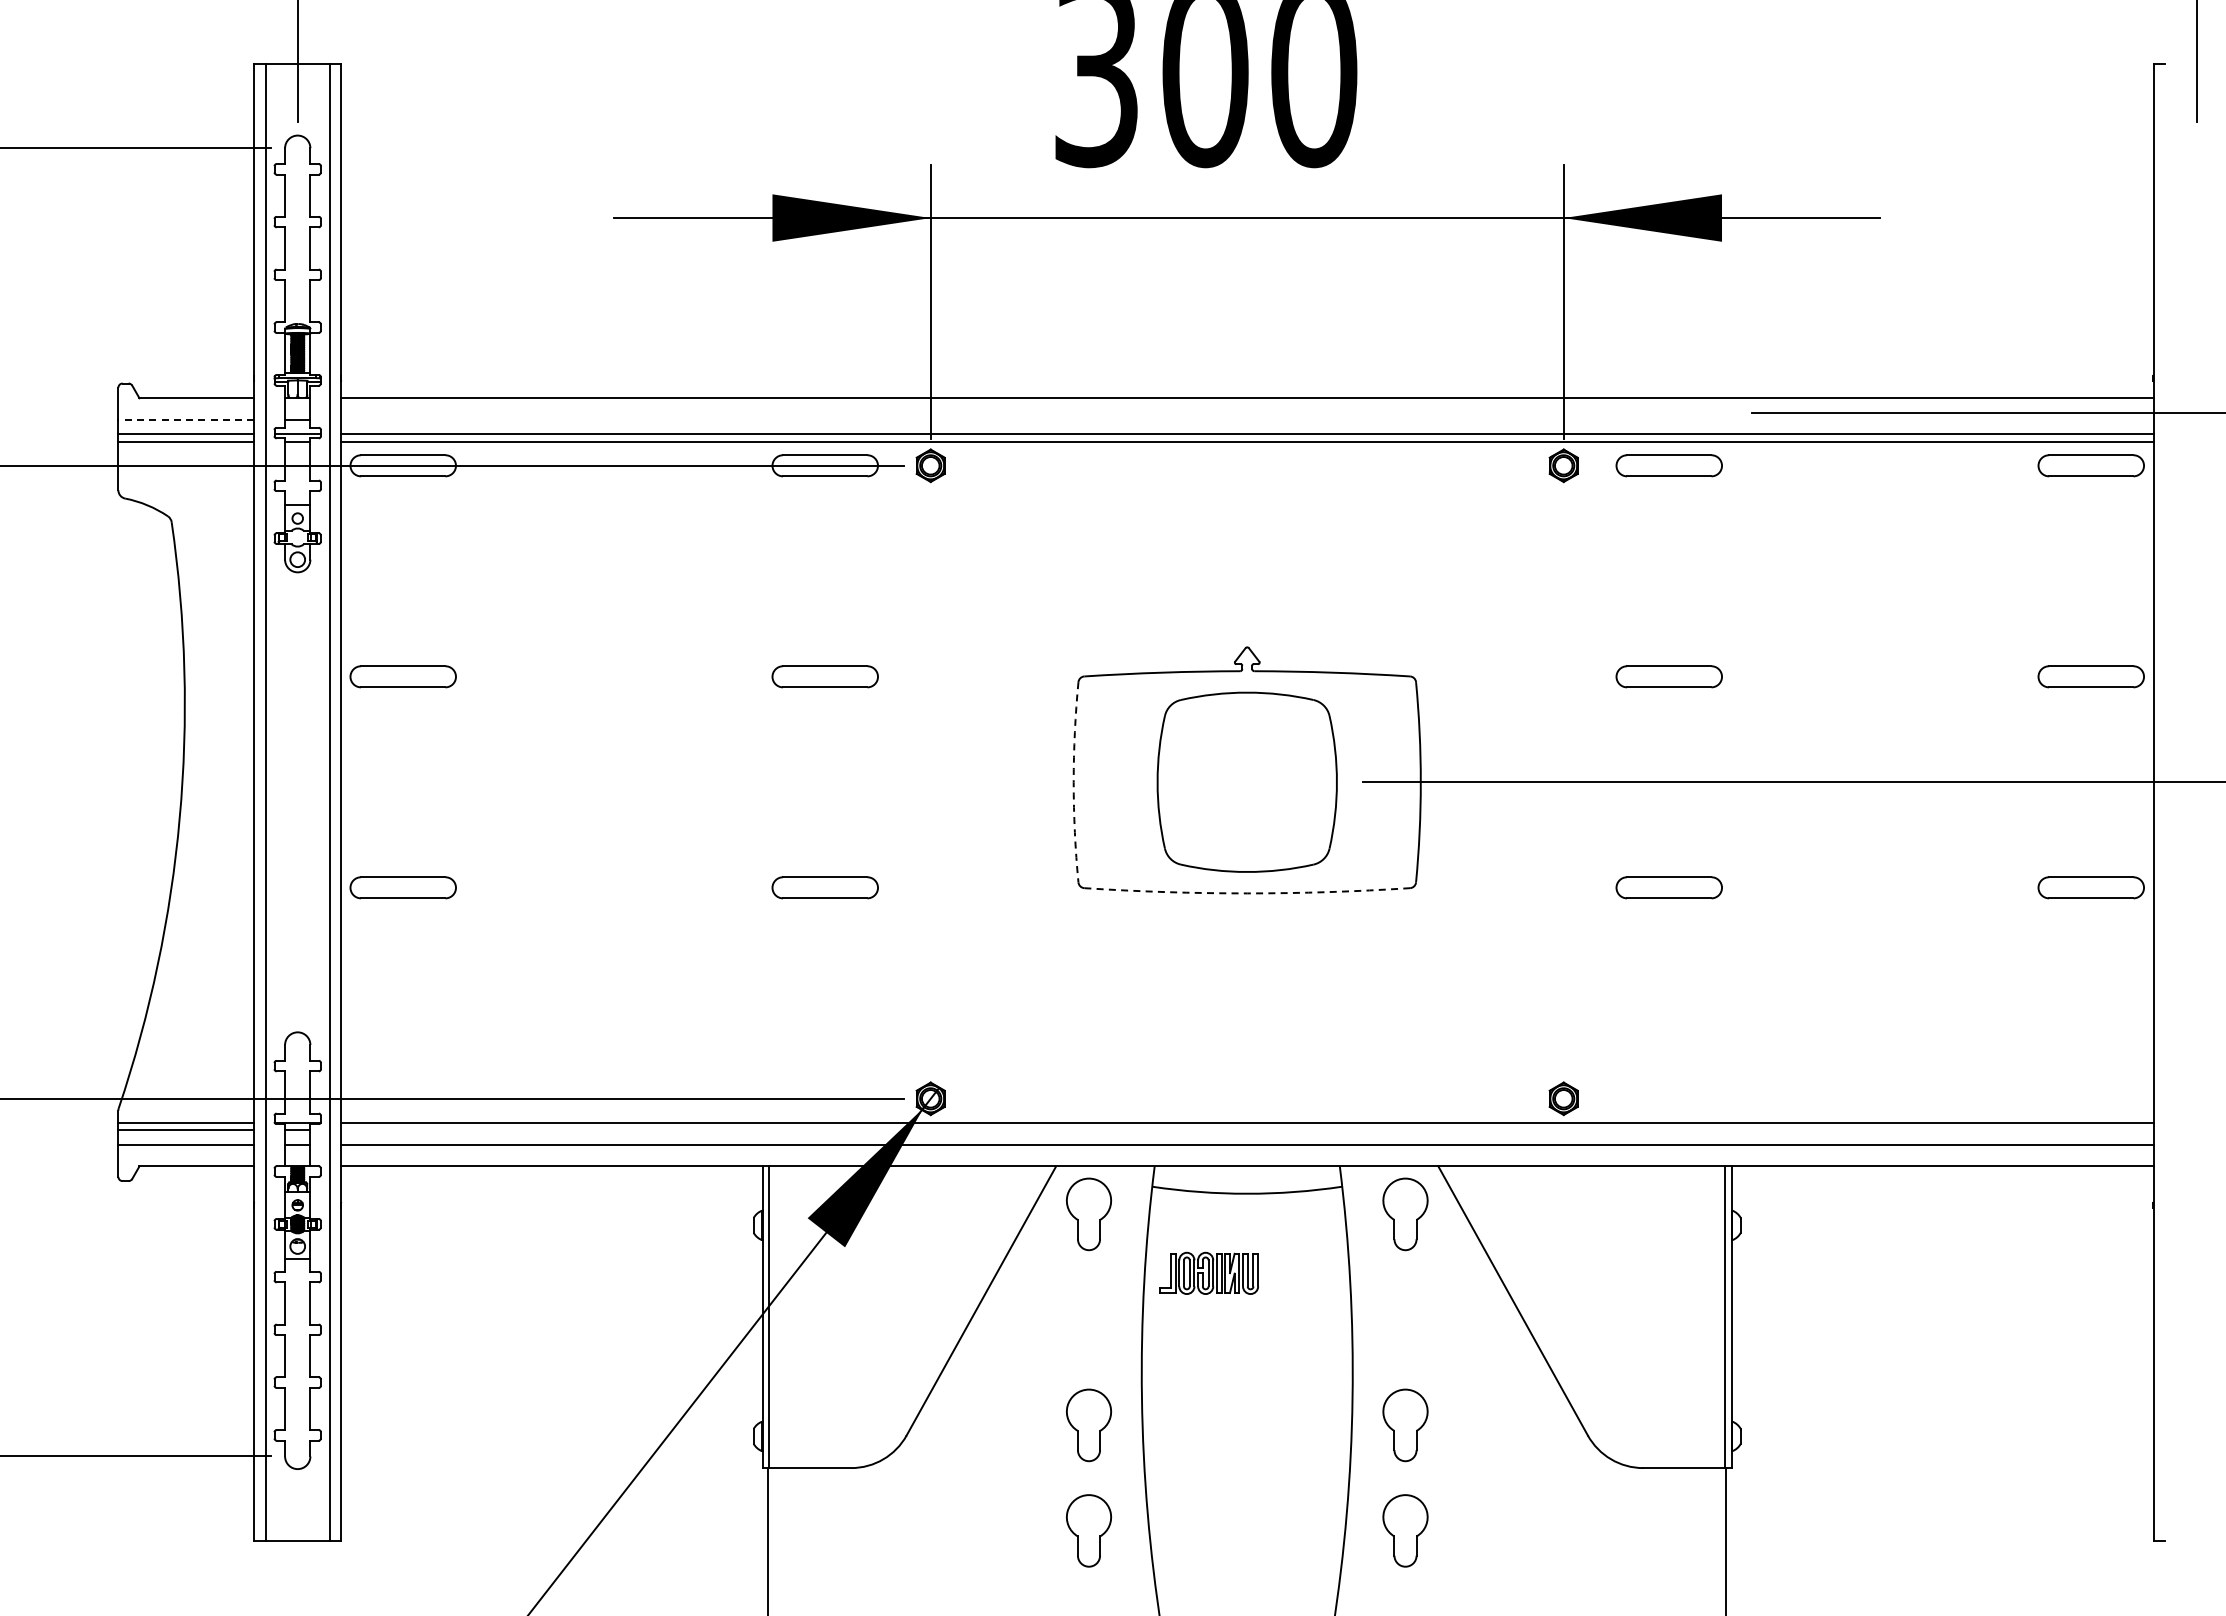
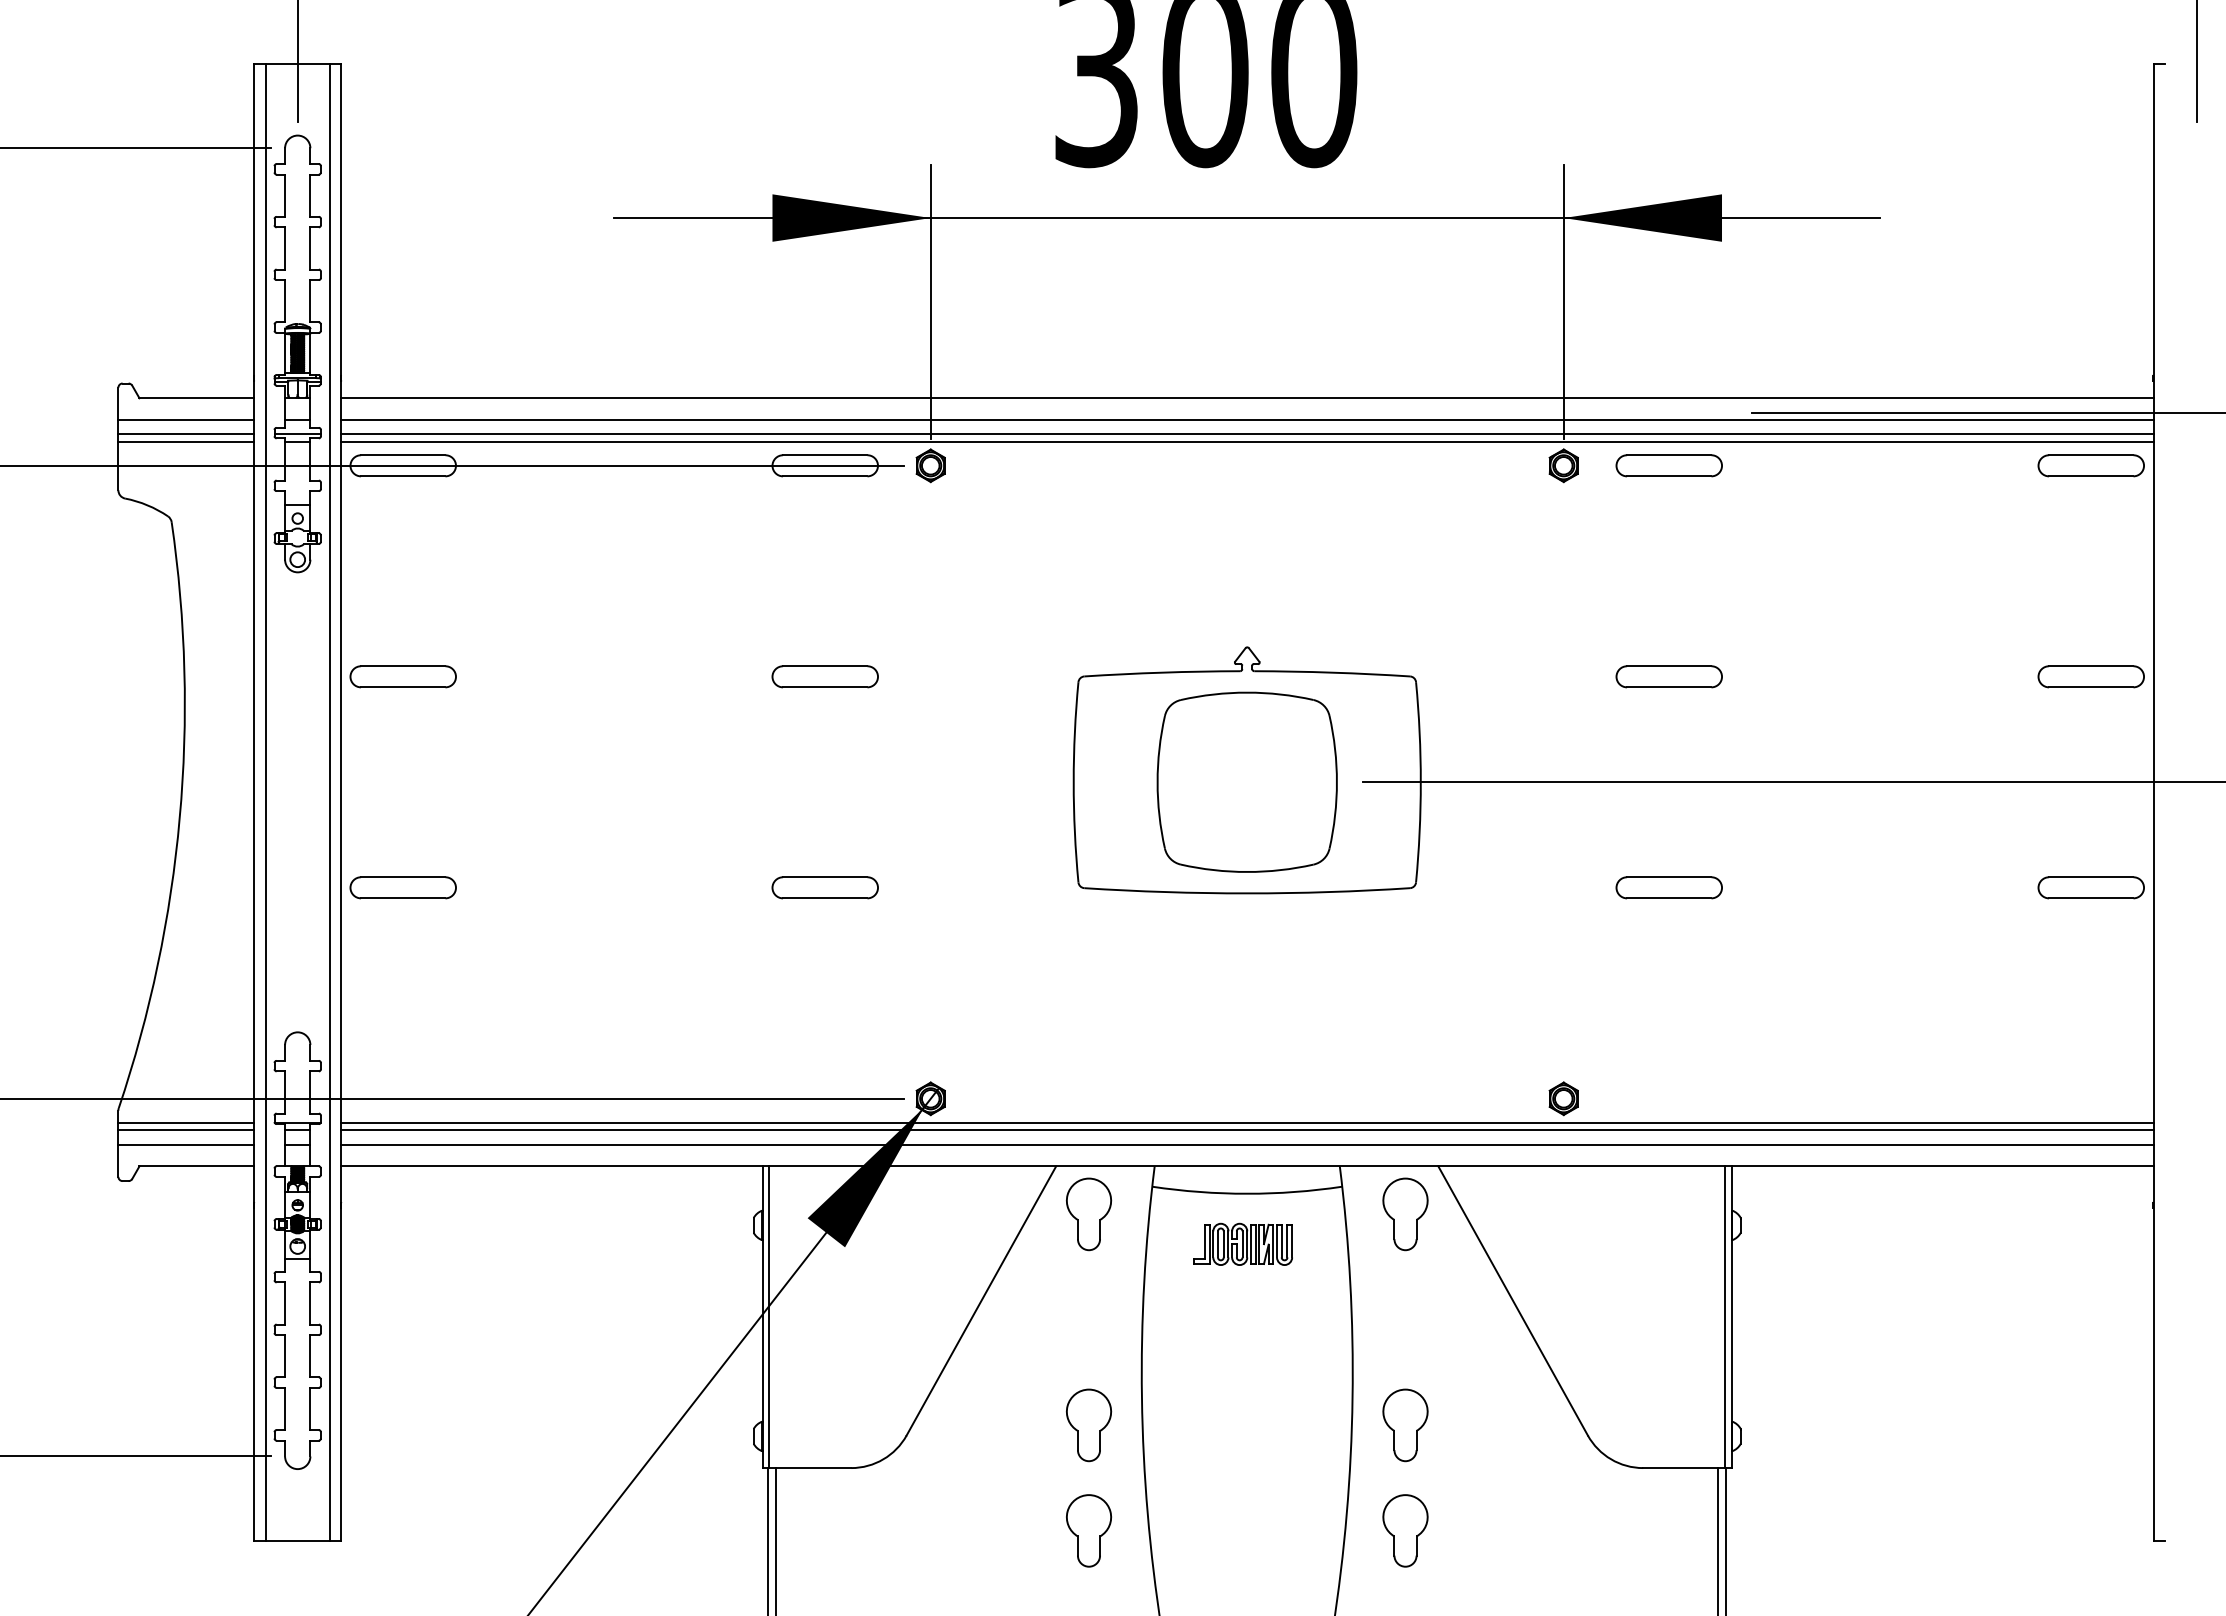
line: dashed -> solid (185, 419)
line: none -> present (1247, 419)
arc: dashed -> solid (1073, 782)
arc: dashed -> solid (1247, 893)
line: none -> present (1247, 1130)
part position: (1208, 1272) -> (1242, 1243) (1242, 1243)
line: none -> present (776, 1540)
line: none -> present (1718, 1540)
